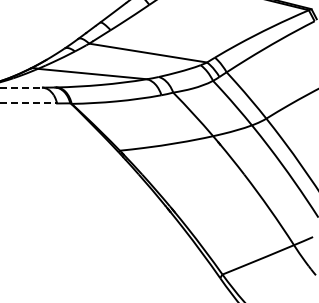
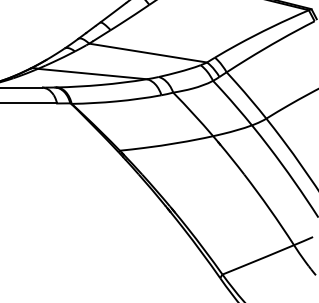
line: dashed -> solid (21, 87)
line: dashed -> solid (29, 103)
